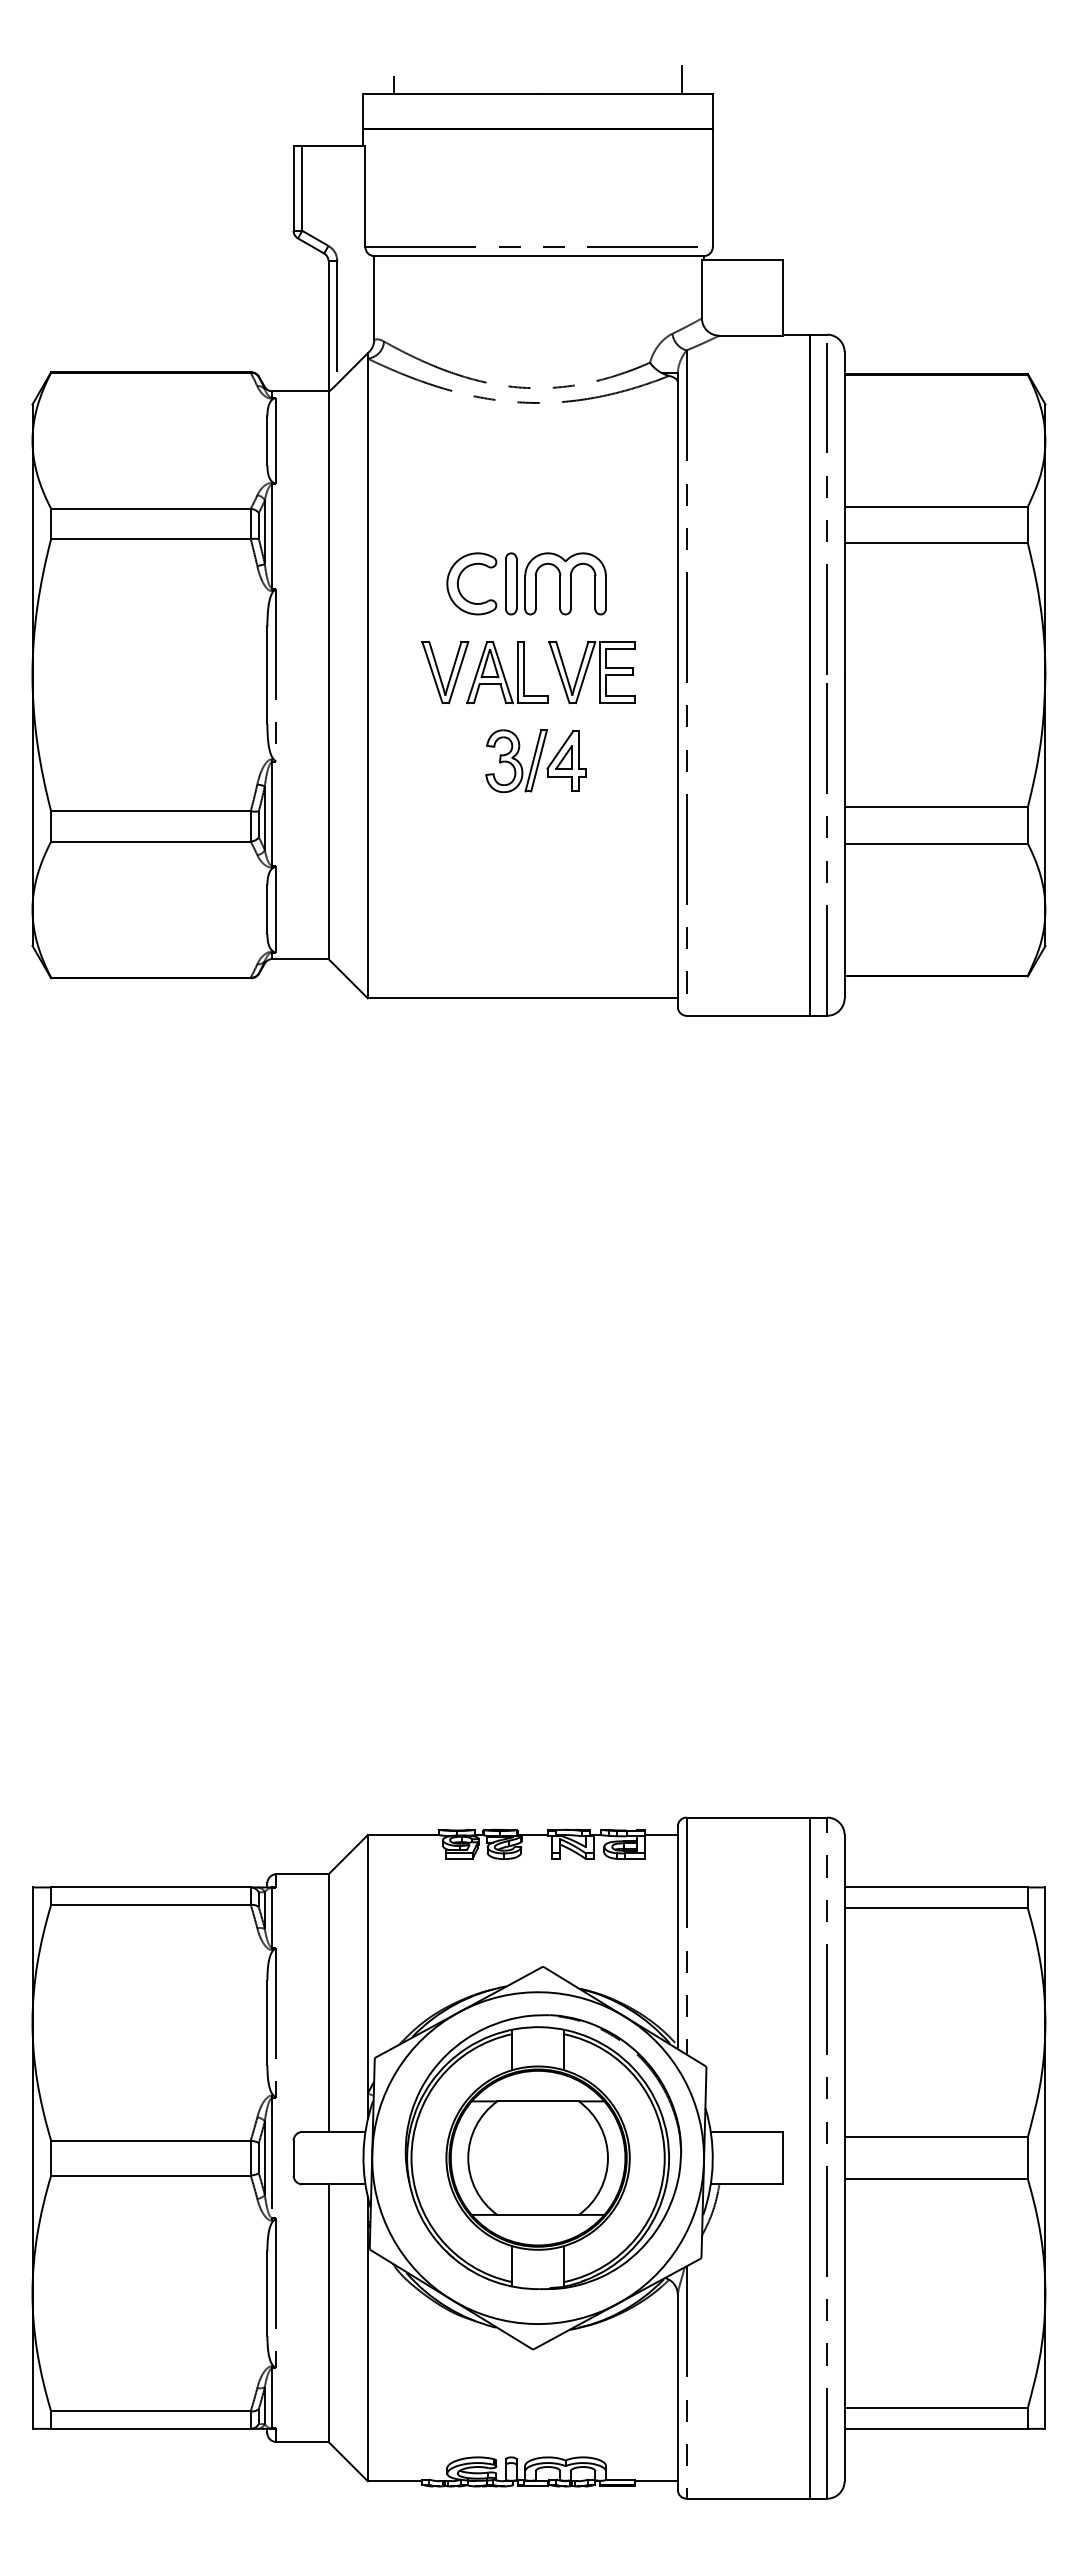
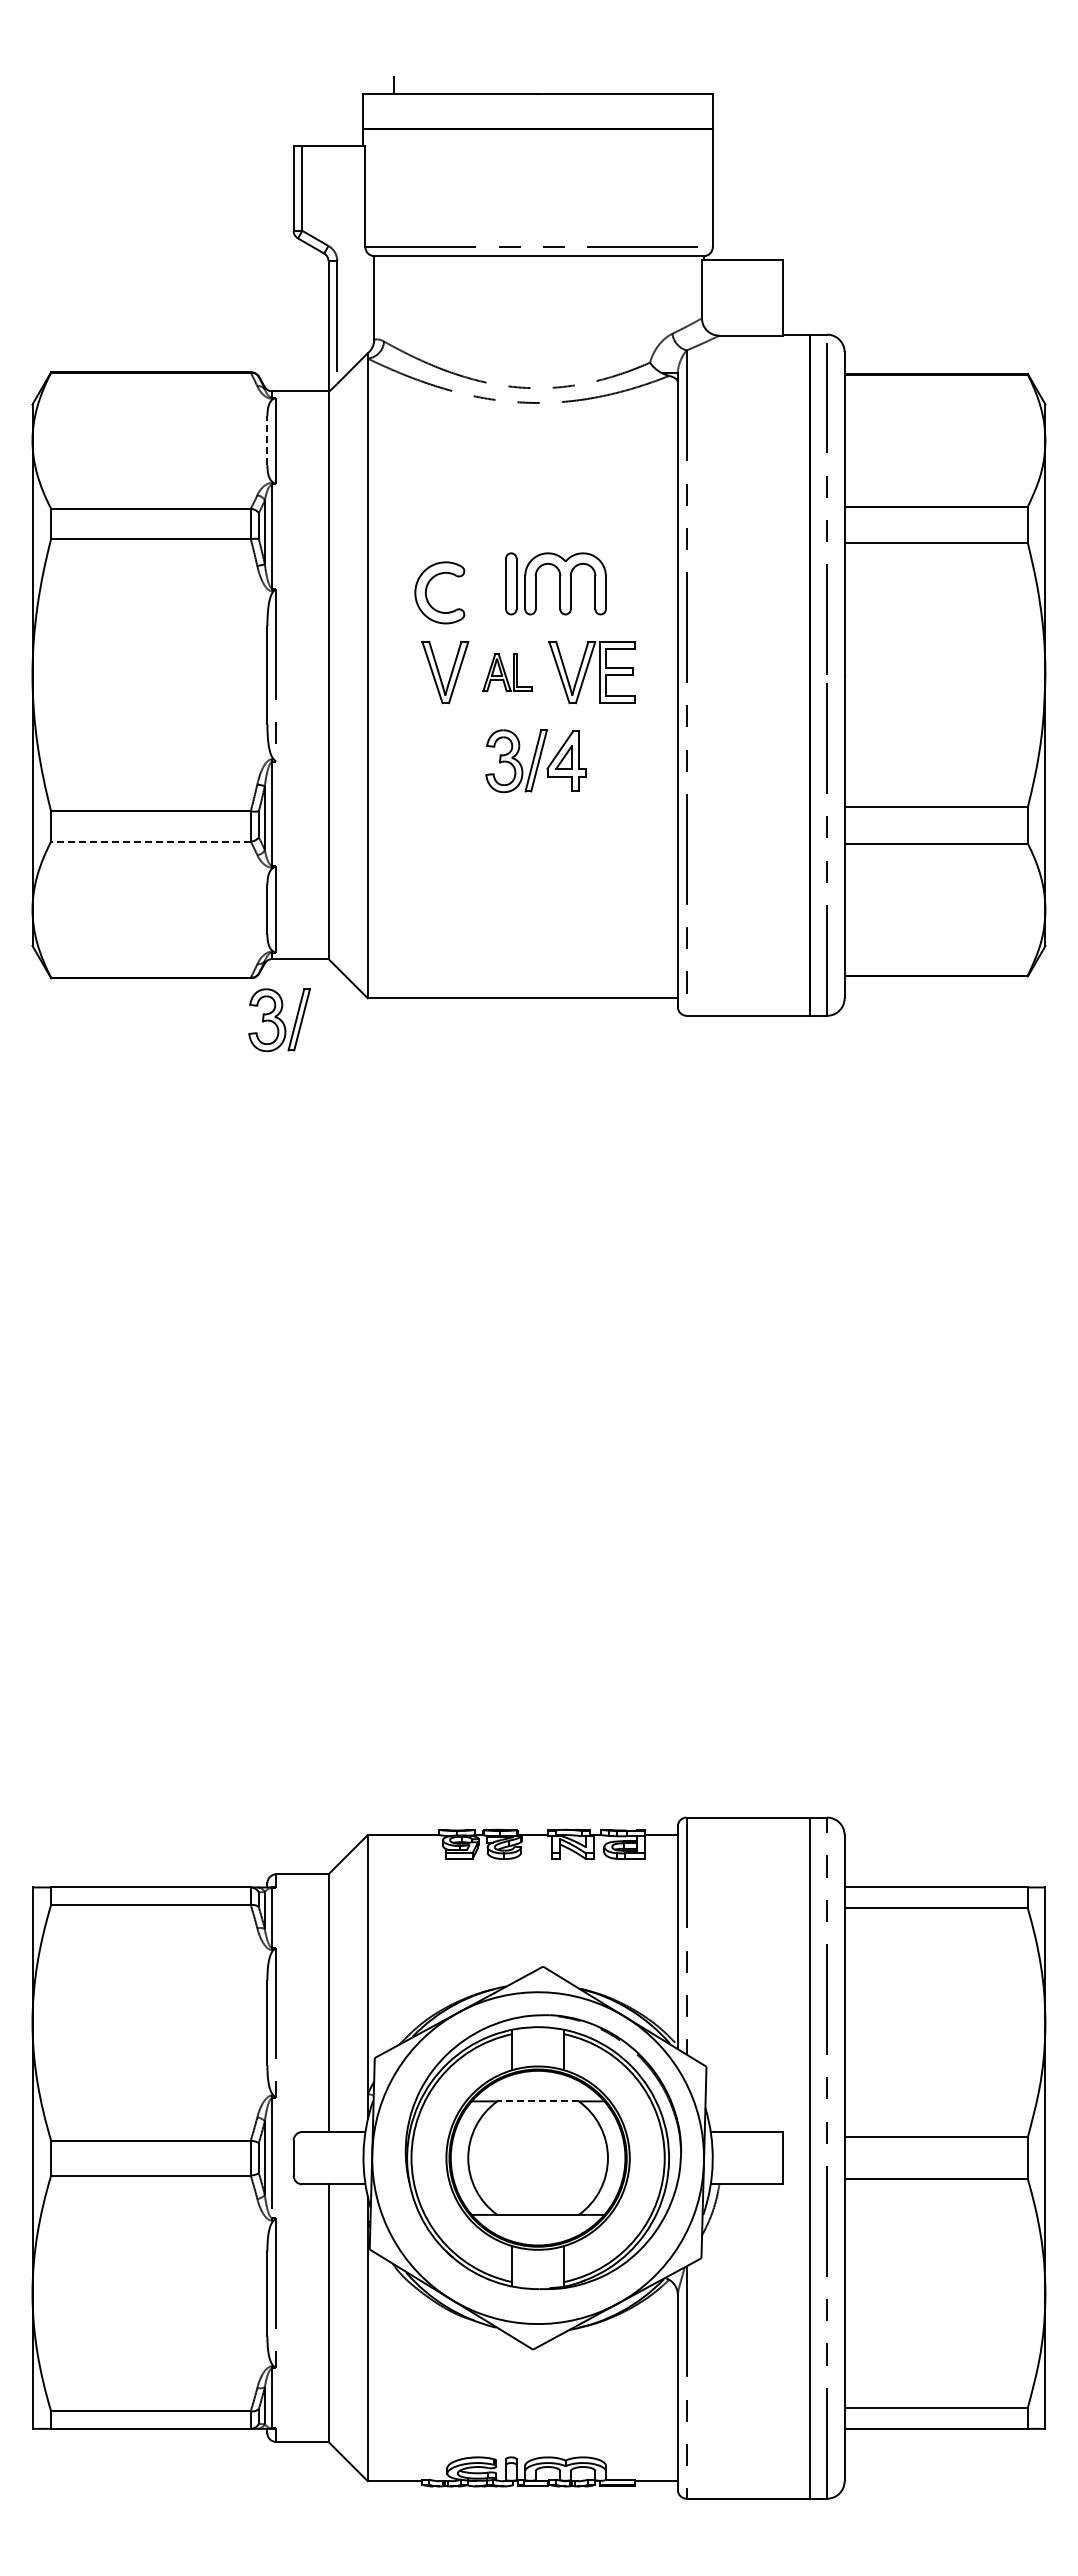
line: present -> none (682, 79)
line: solid -> dashed (267, 440)
part position: (459, 579) -> (427, 588) (427, 588)
part size: 83x64 px -> 51x40 px (507, 672)
line: solid -> dashed (150, 841)
part: none -> present (279, 1020)
line: solid -> dashed (538, 2101)
